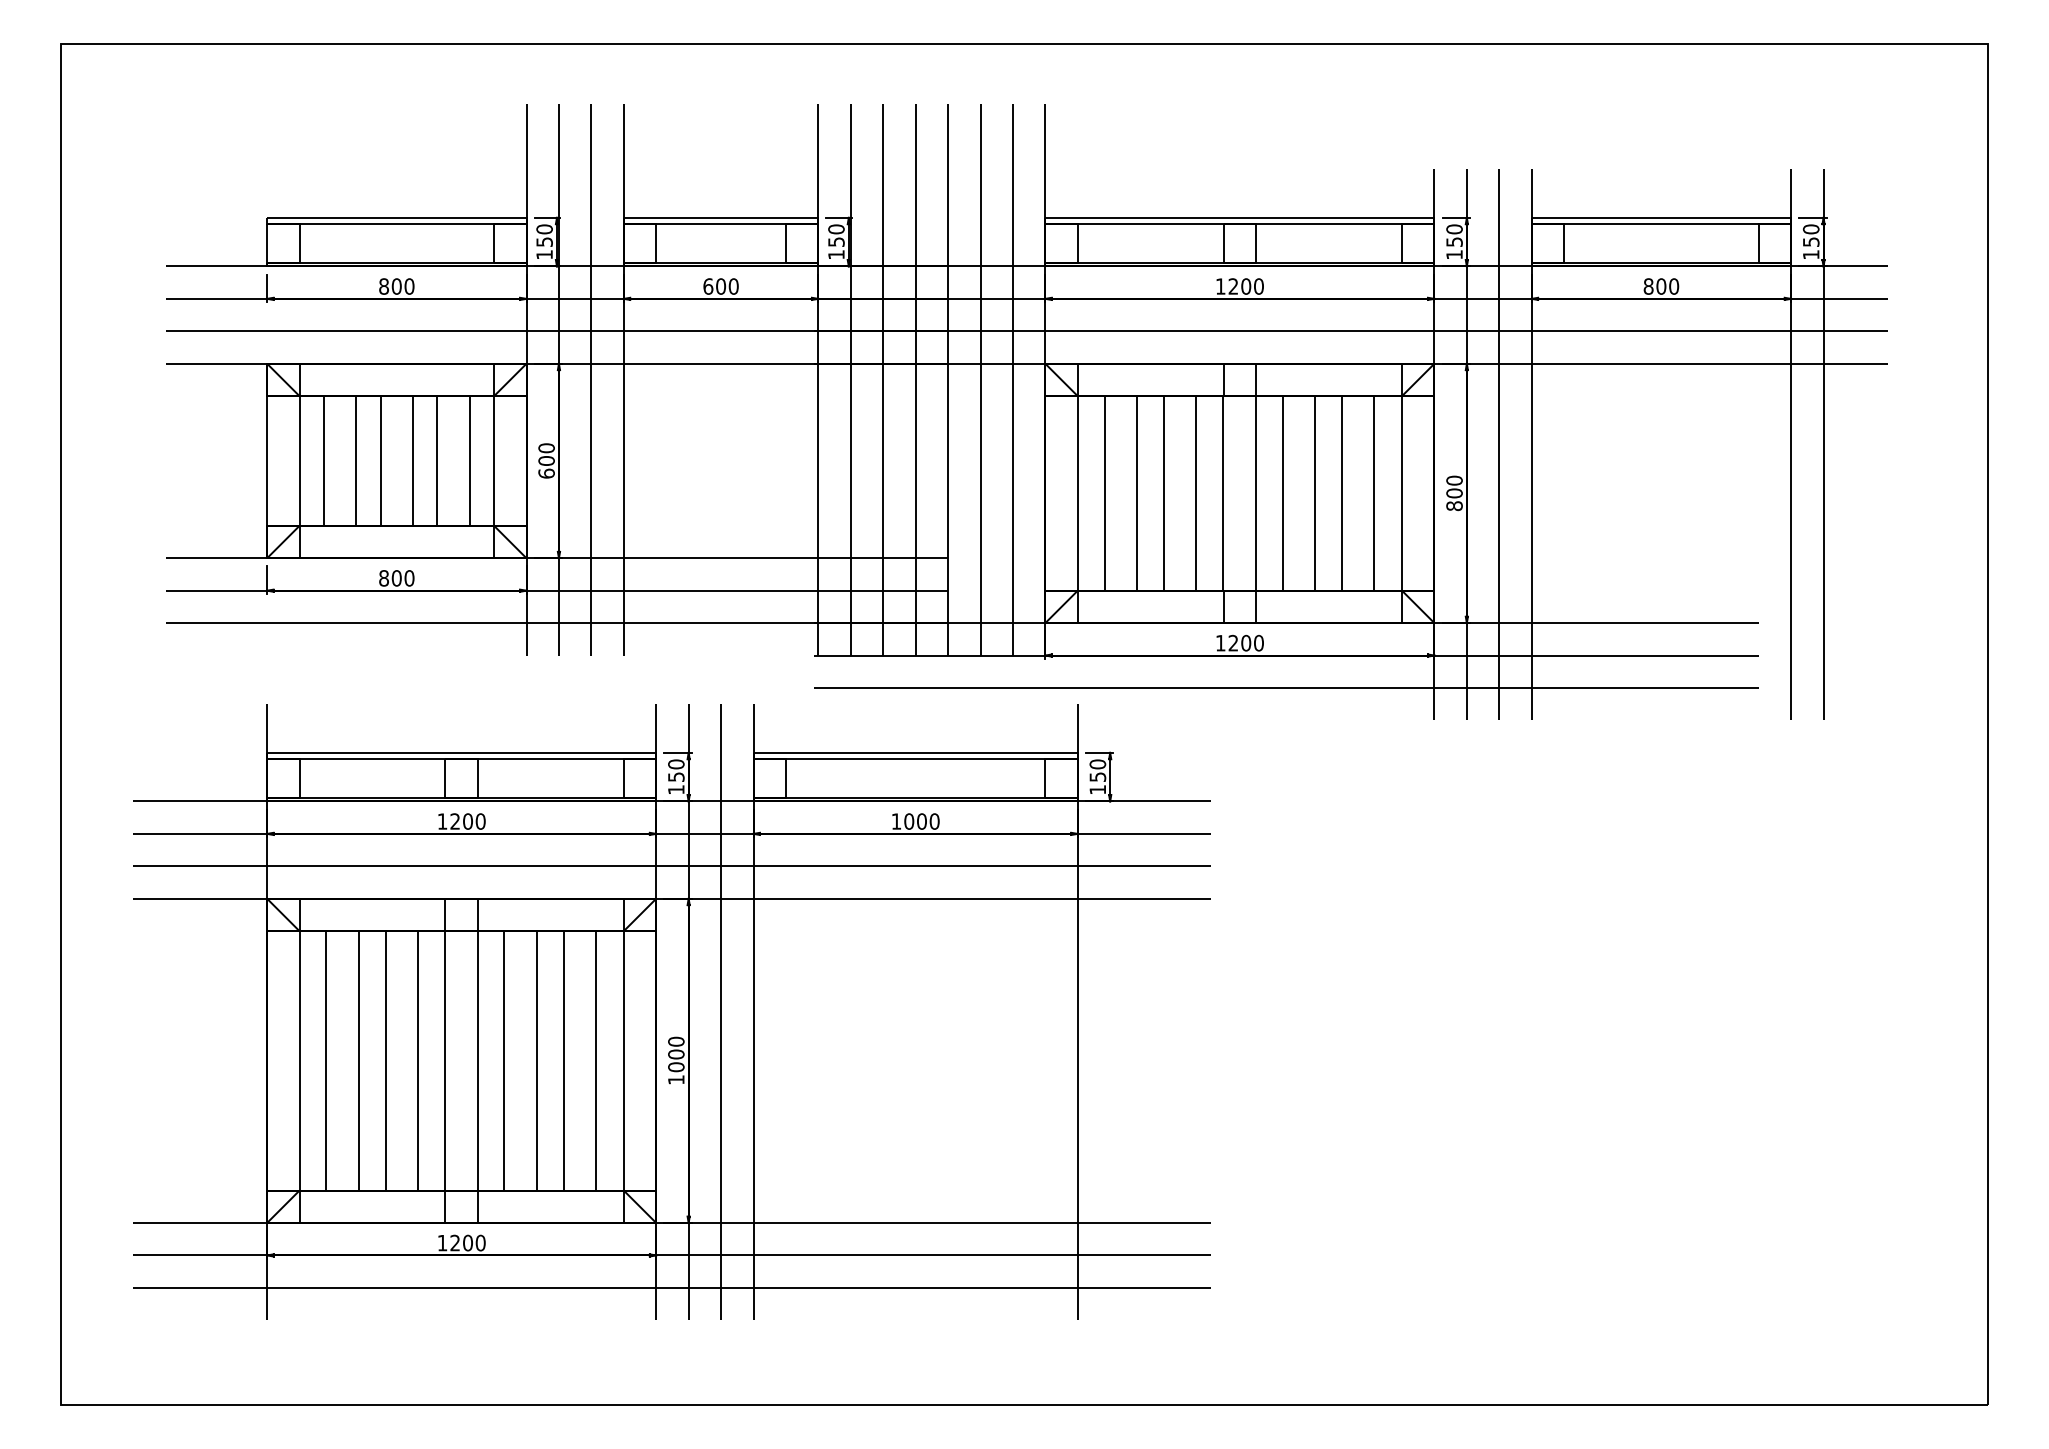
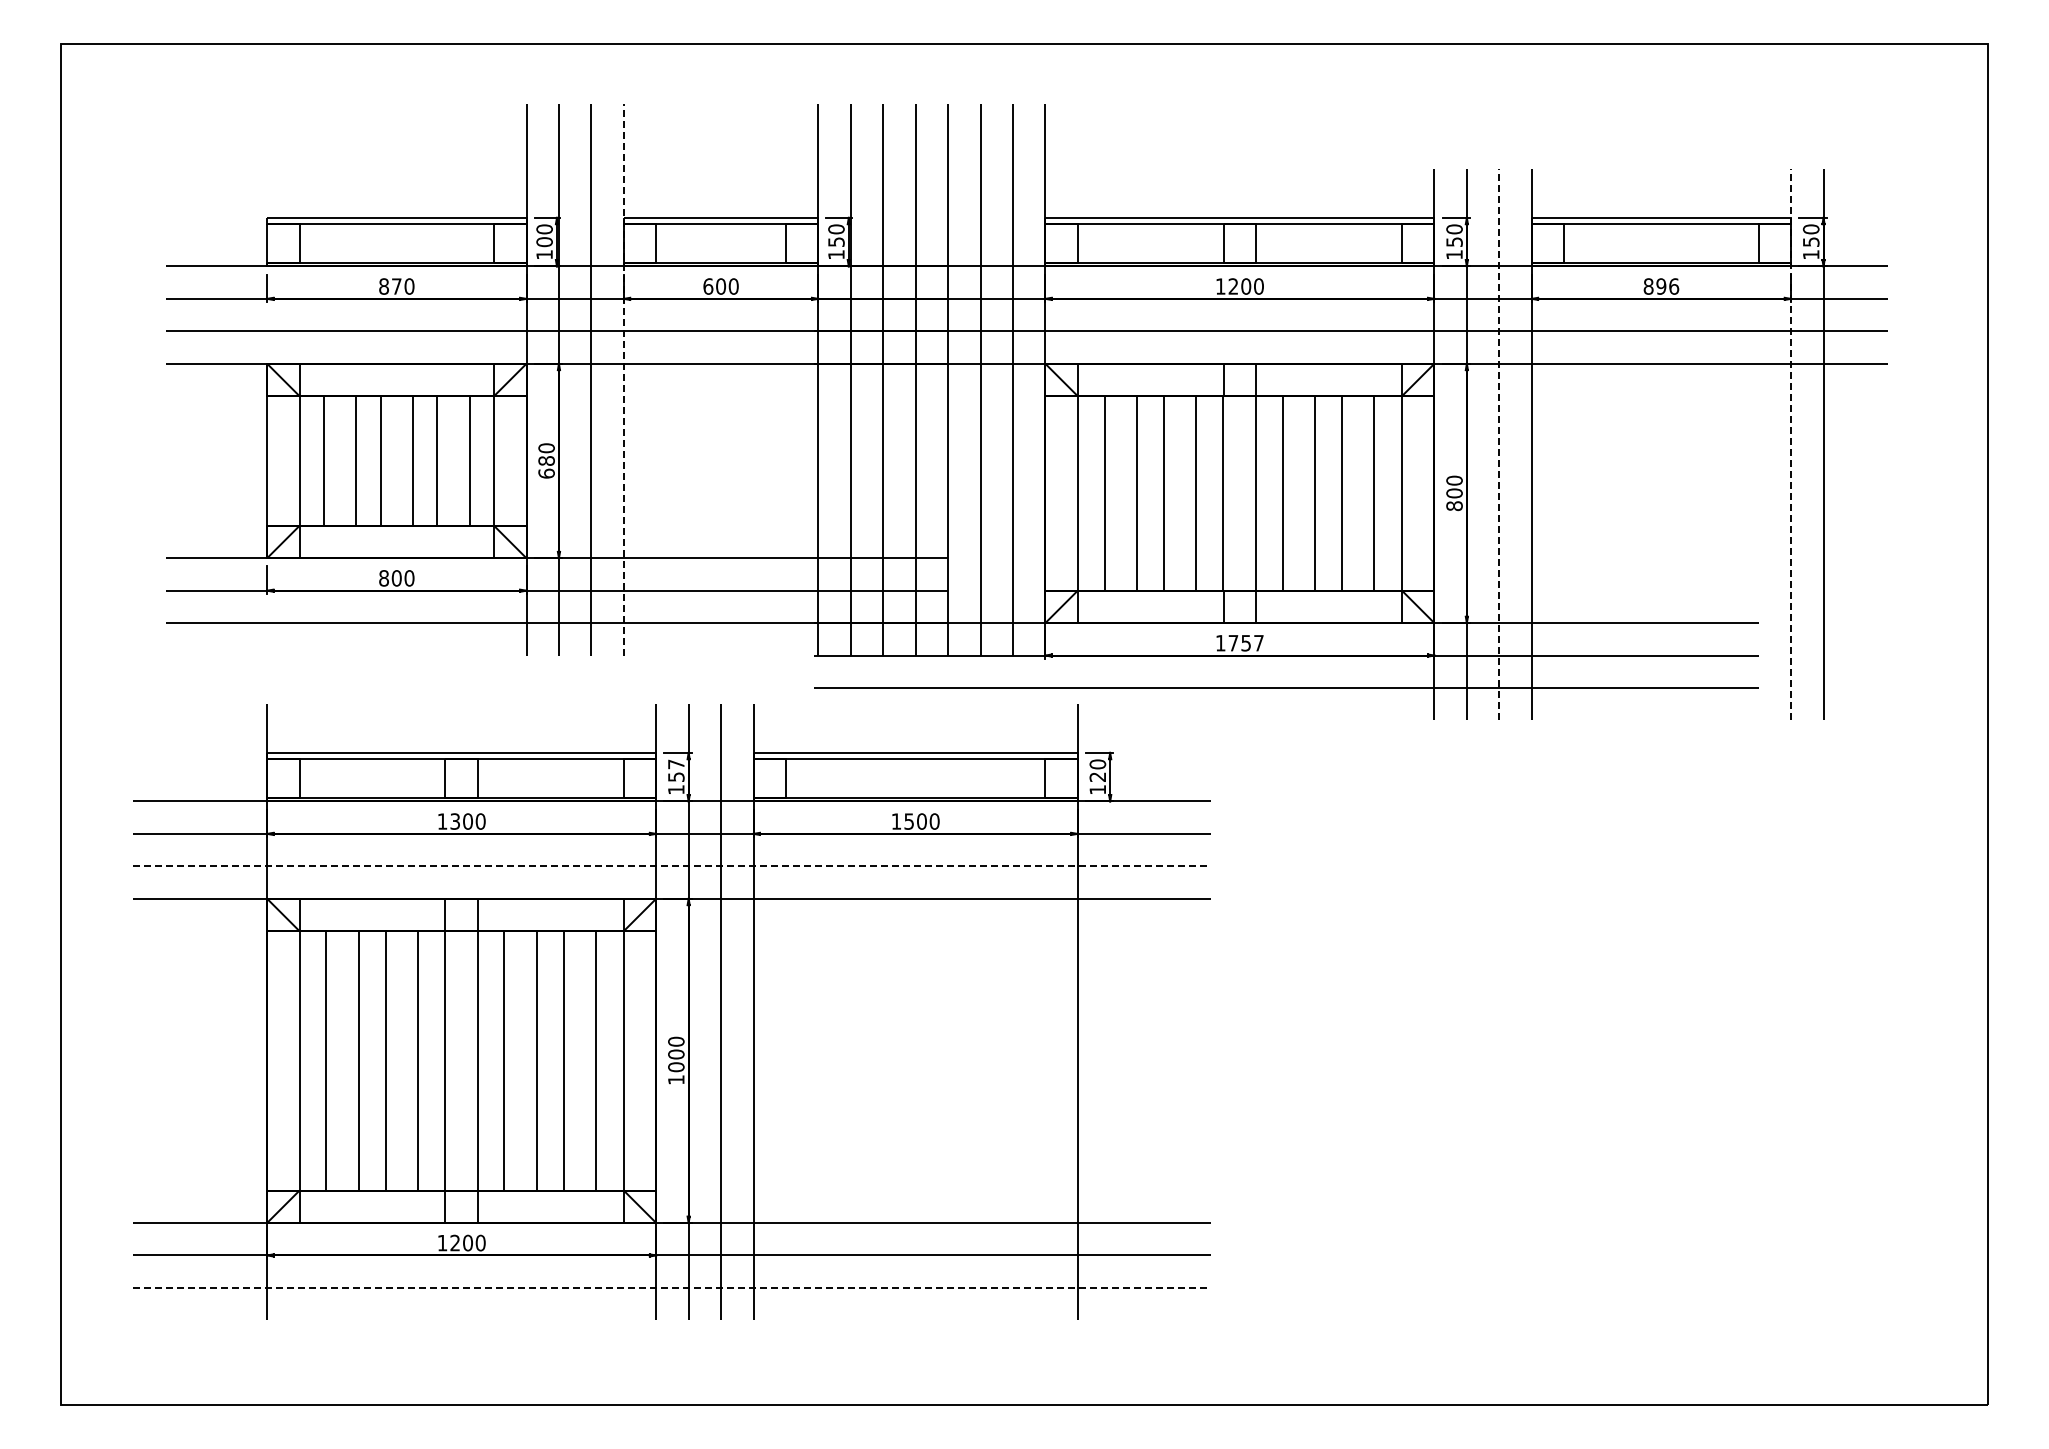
text: 150 -> 100 (544, 242)
text: 800 -> 870 (396, 286)
text: 800 -> 896 (1667, 286)
line: solid -> dashed (623, 379)
line: solid -> dashed (1499, 444)
line: solid -> dashed (1791, 444)
text: 600 -> 680 (546, 460)
text: 1200 -> 1757 (1245, 642)
text: 150 -> 157 (676, 764)
text: 150 -> 120 (1097, 776)
text: 1200 -> 1300 (454, 821)
text: 1000 -> 1500 (909, 821)
line: solid -> dashed (672, 866)
line: solid -> dashed (672, 1287)
